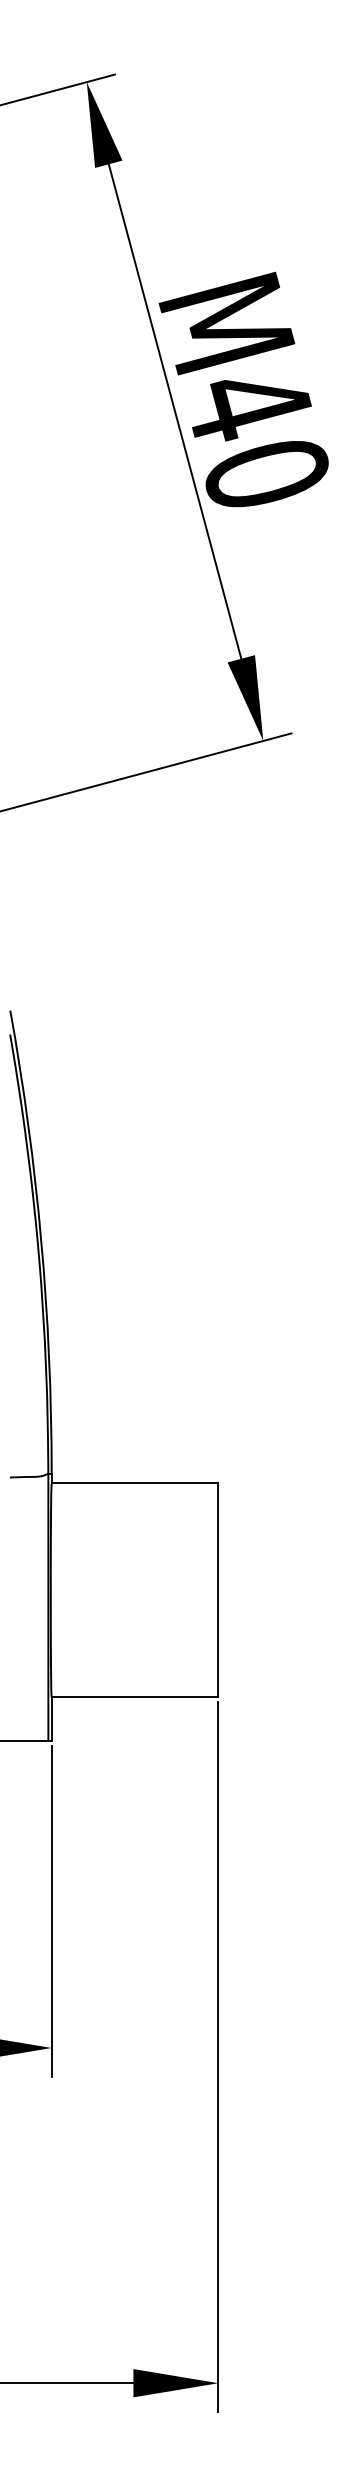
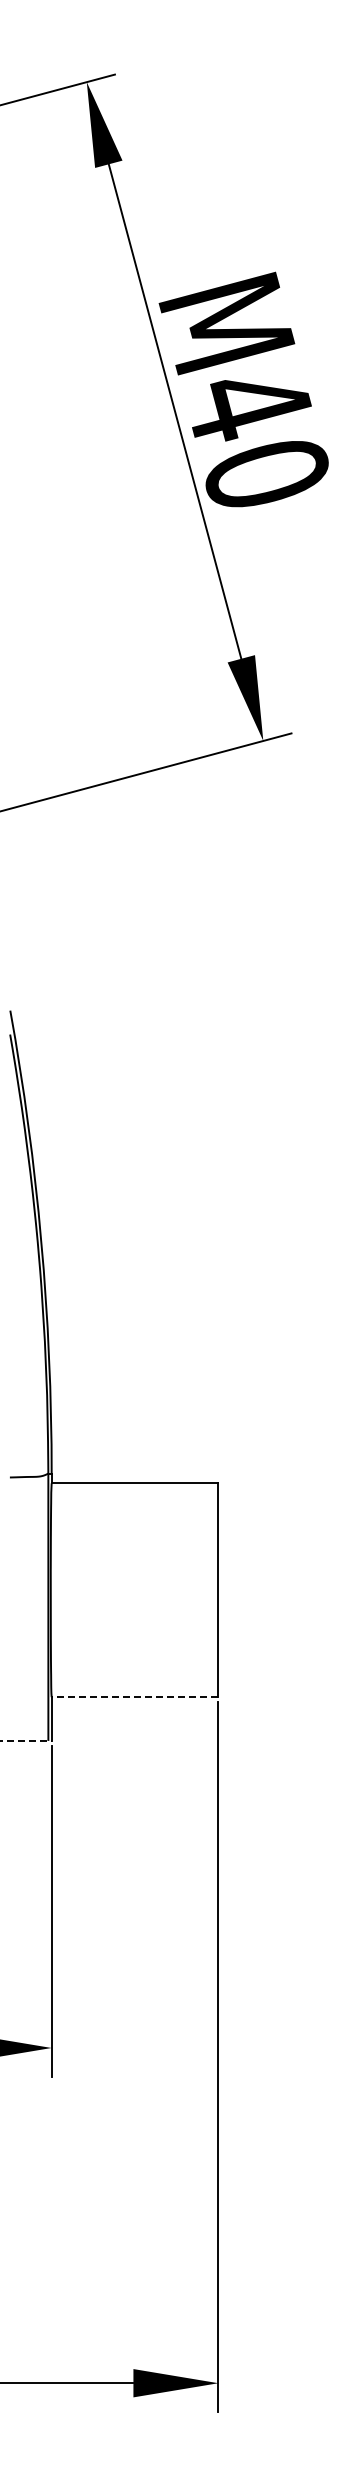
line: solid -> dashed (134, 1697)
line: solid -> dashed (26, 1740)
